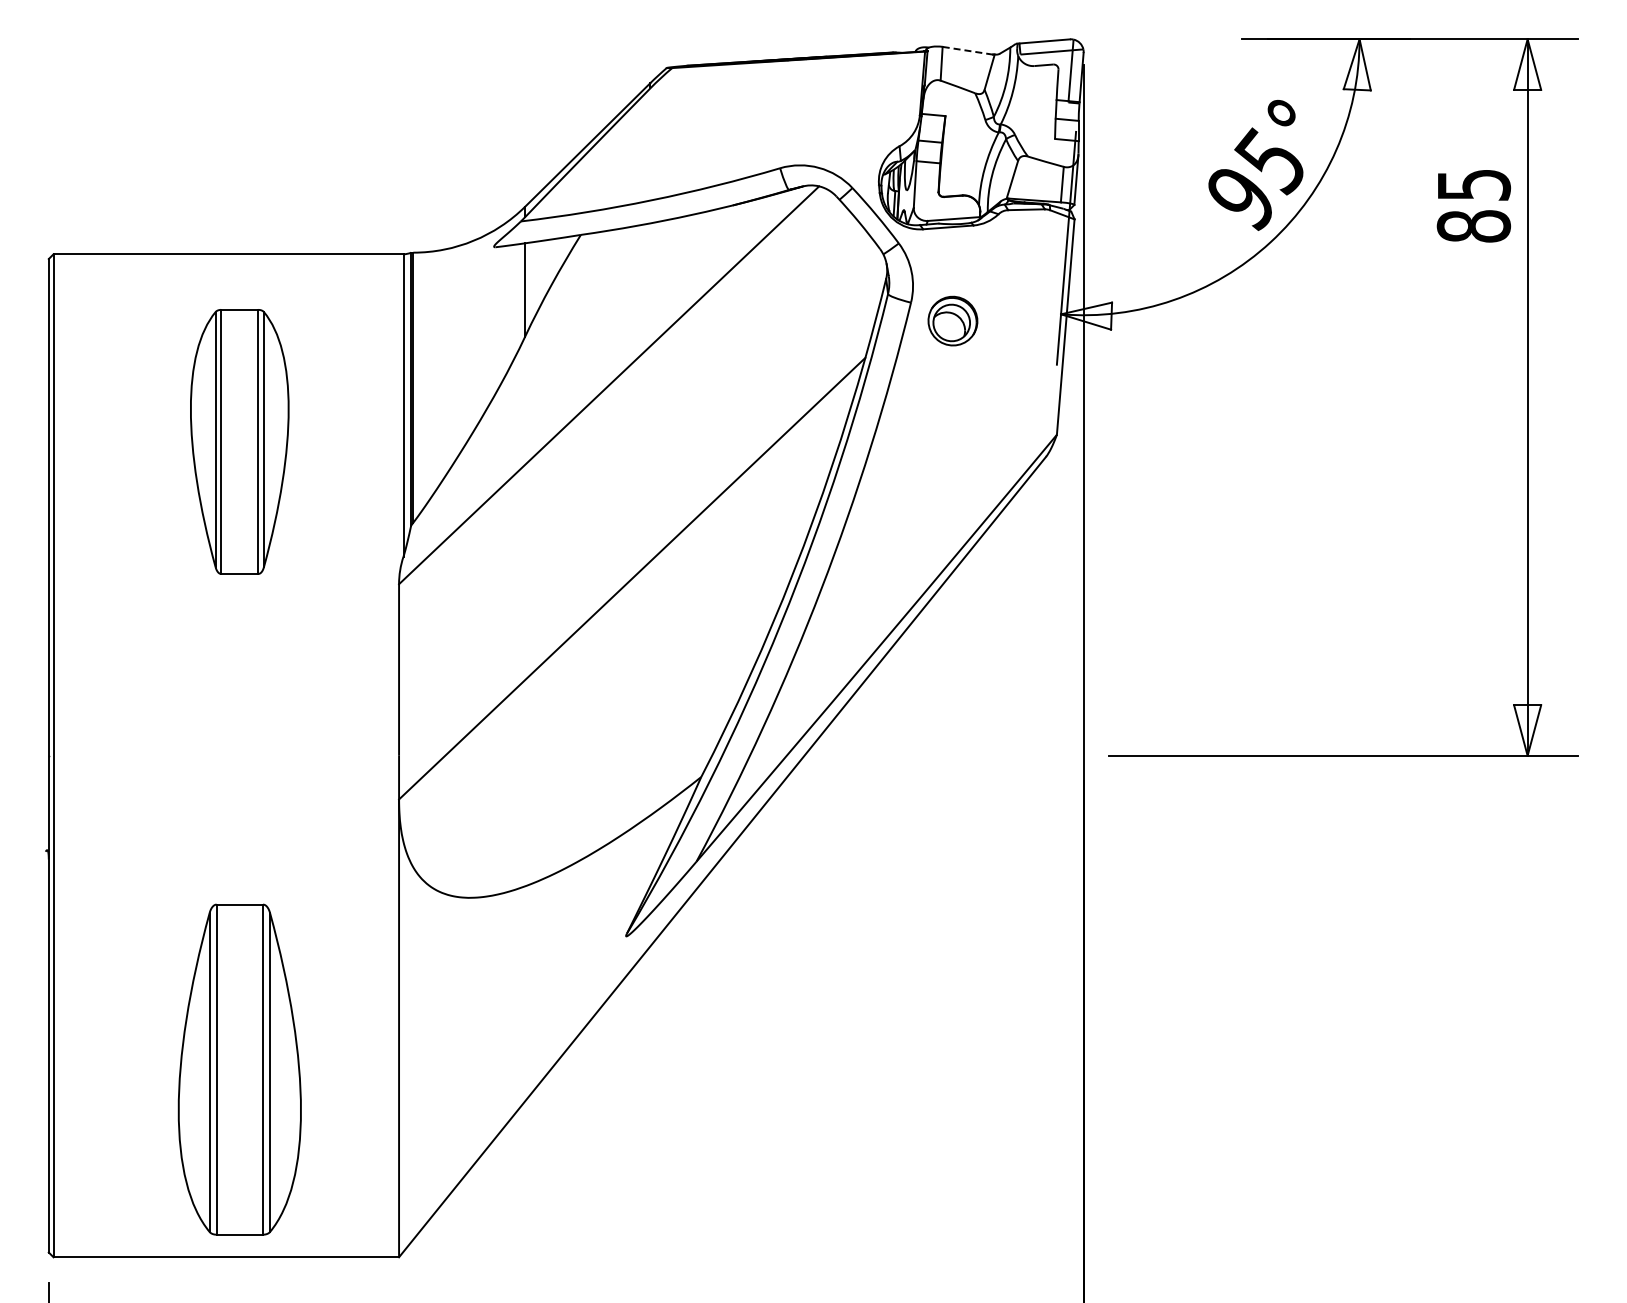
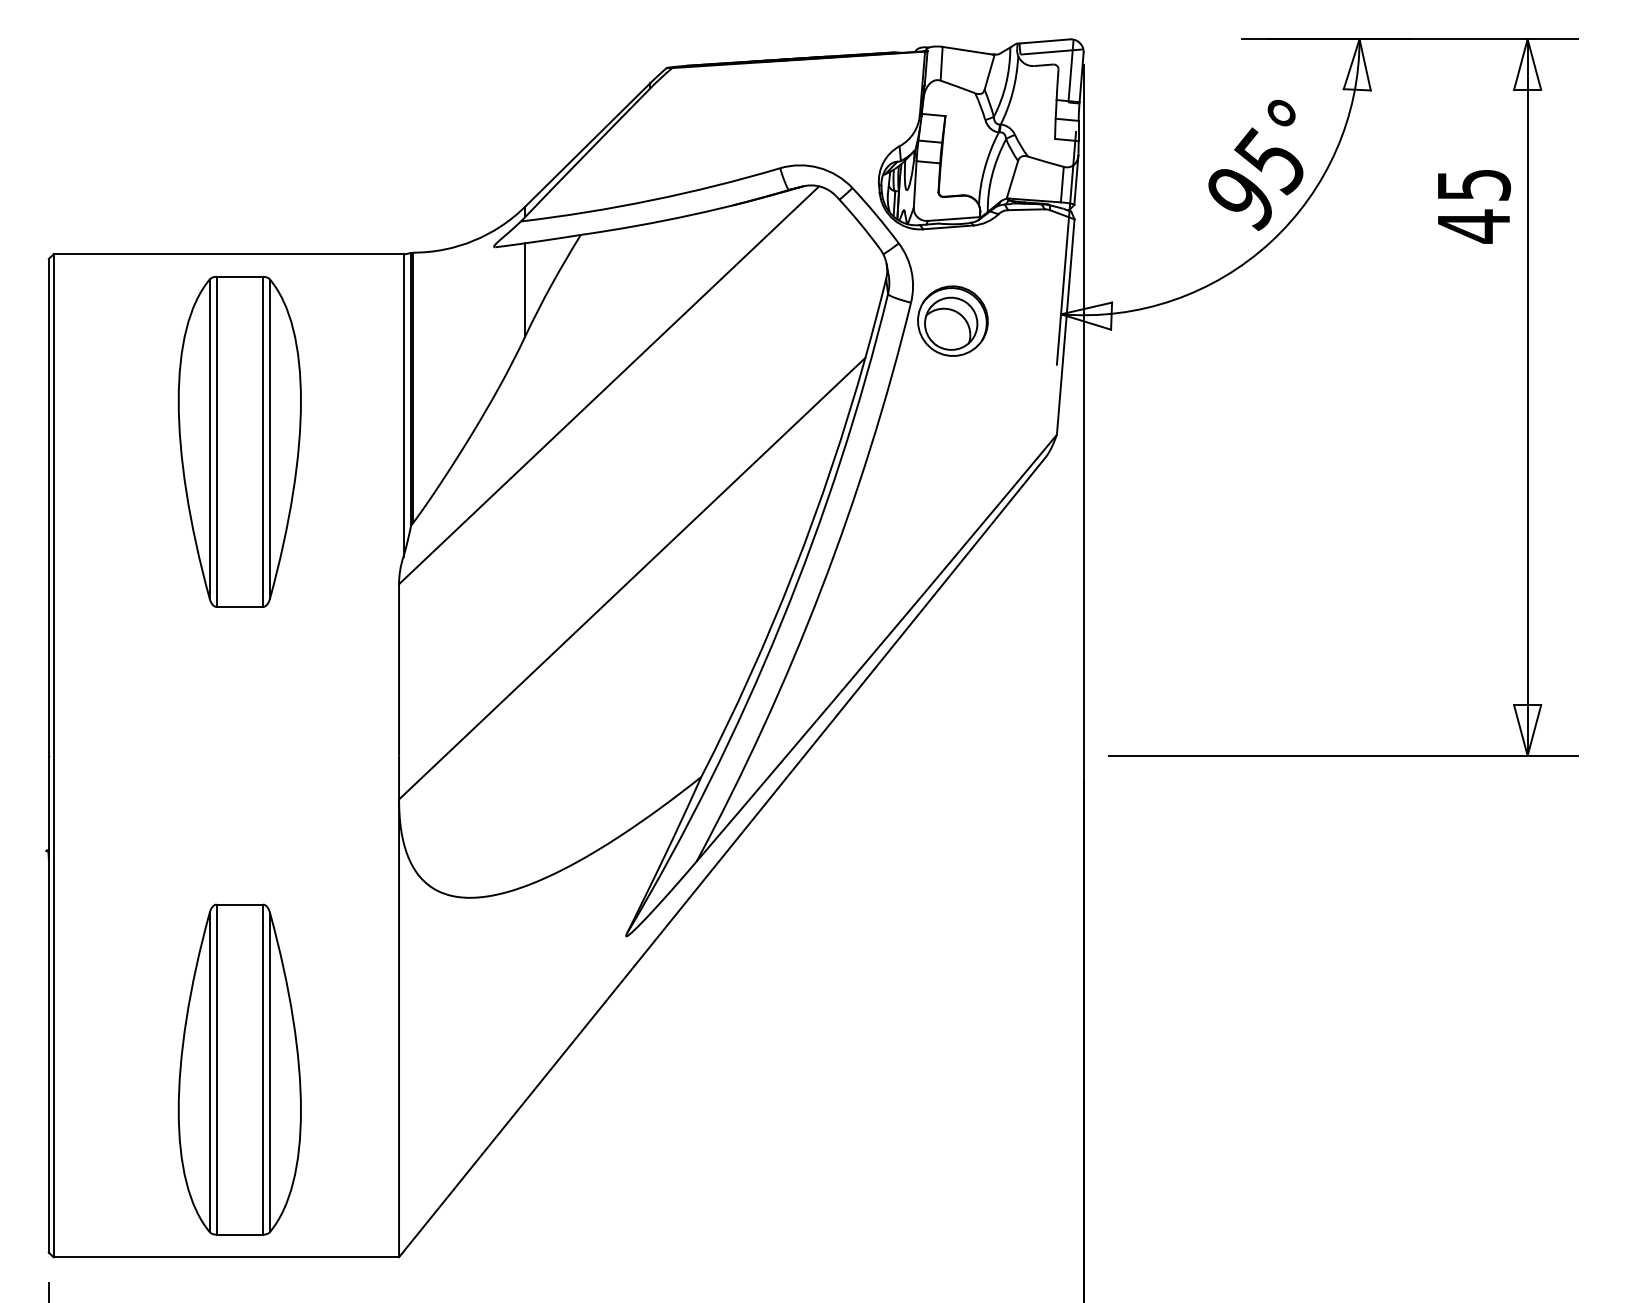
line: dashed -> solid (967, 50)
text: 85 -> 45 (1473, 226)
part size: 52x52 px -> 72x72 px (952, 320)
part size: 100x266 px -> 125x332 px (239, 441)
